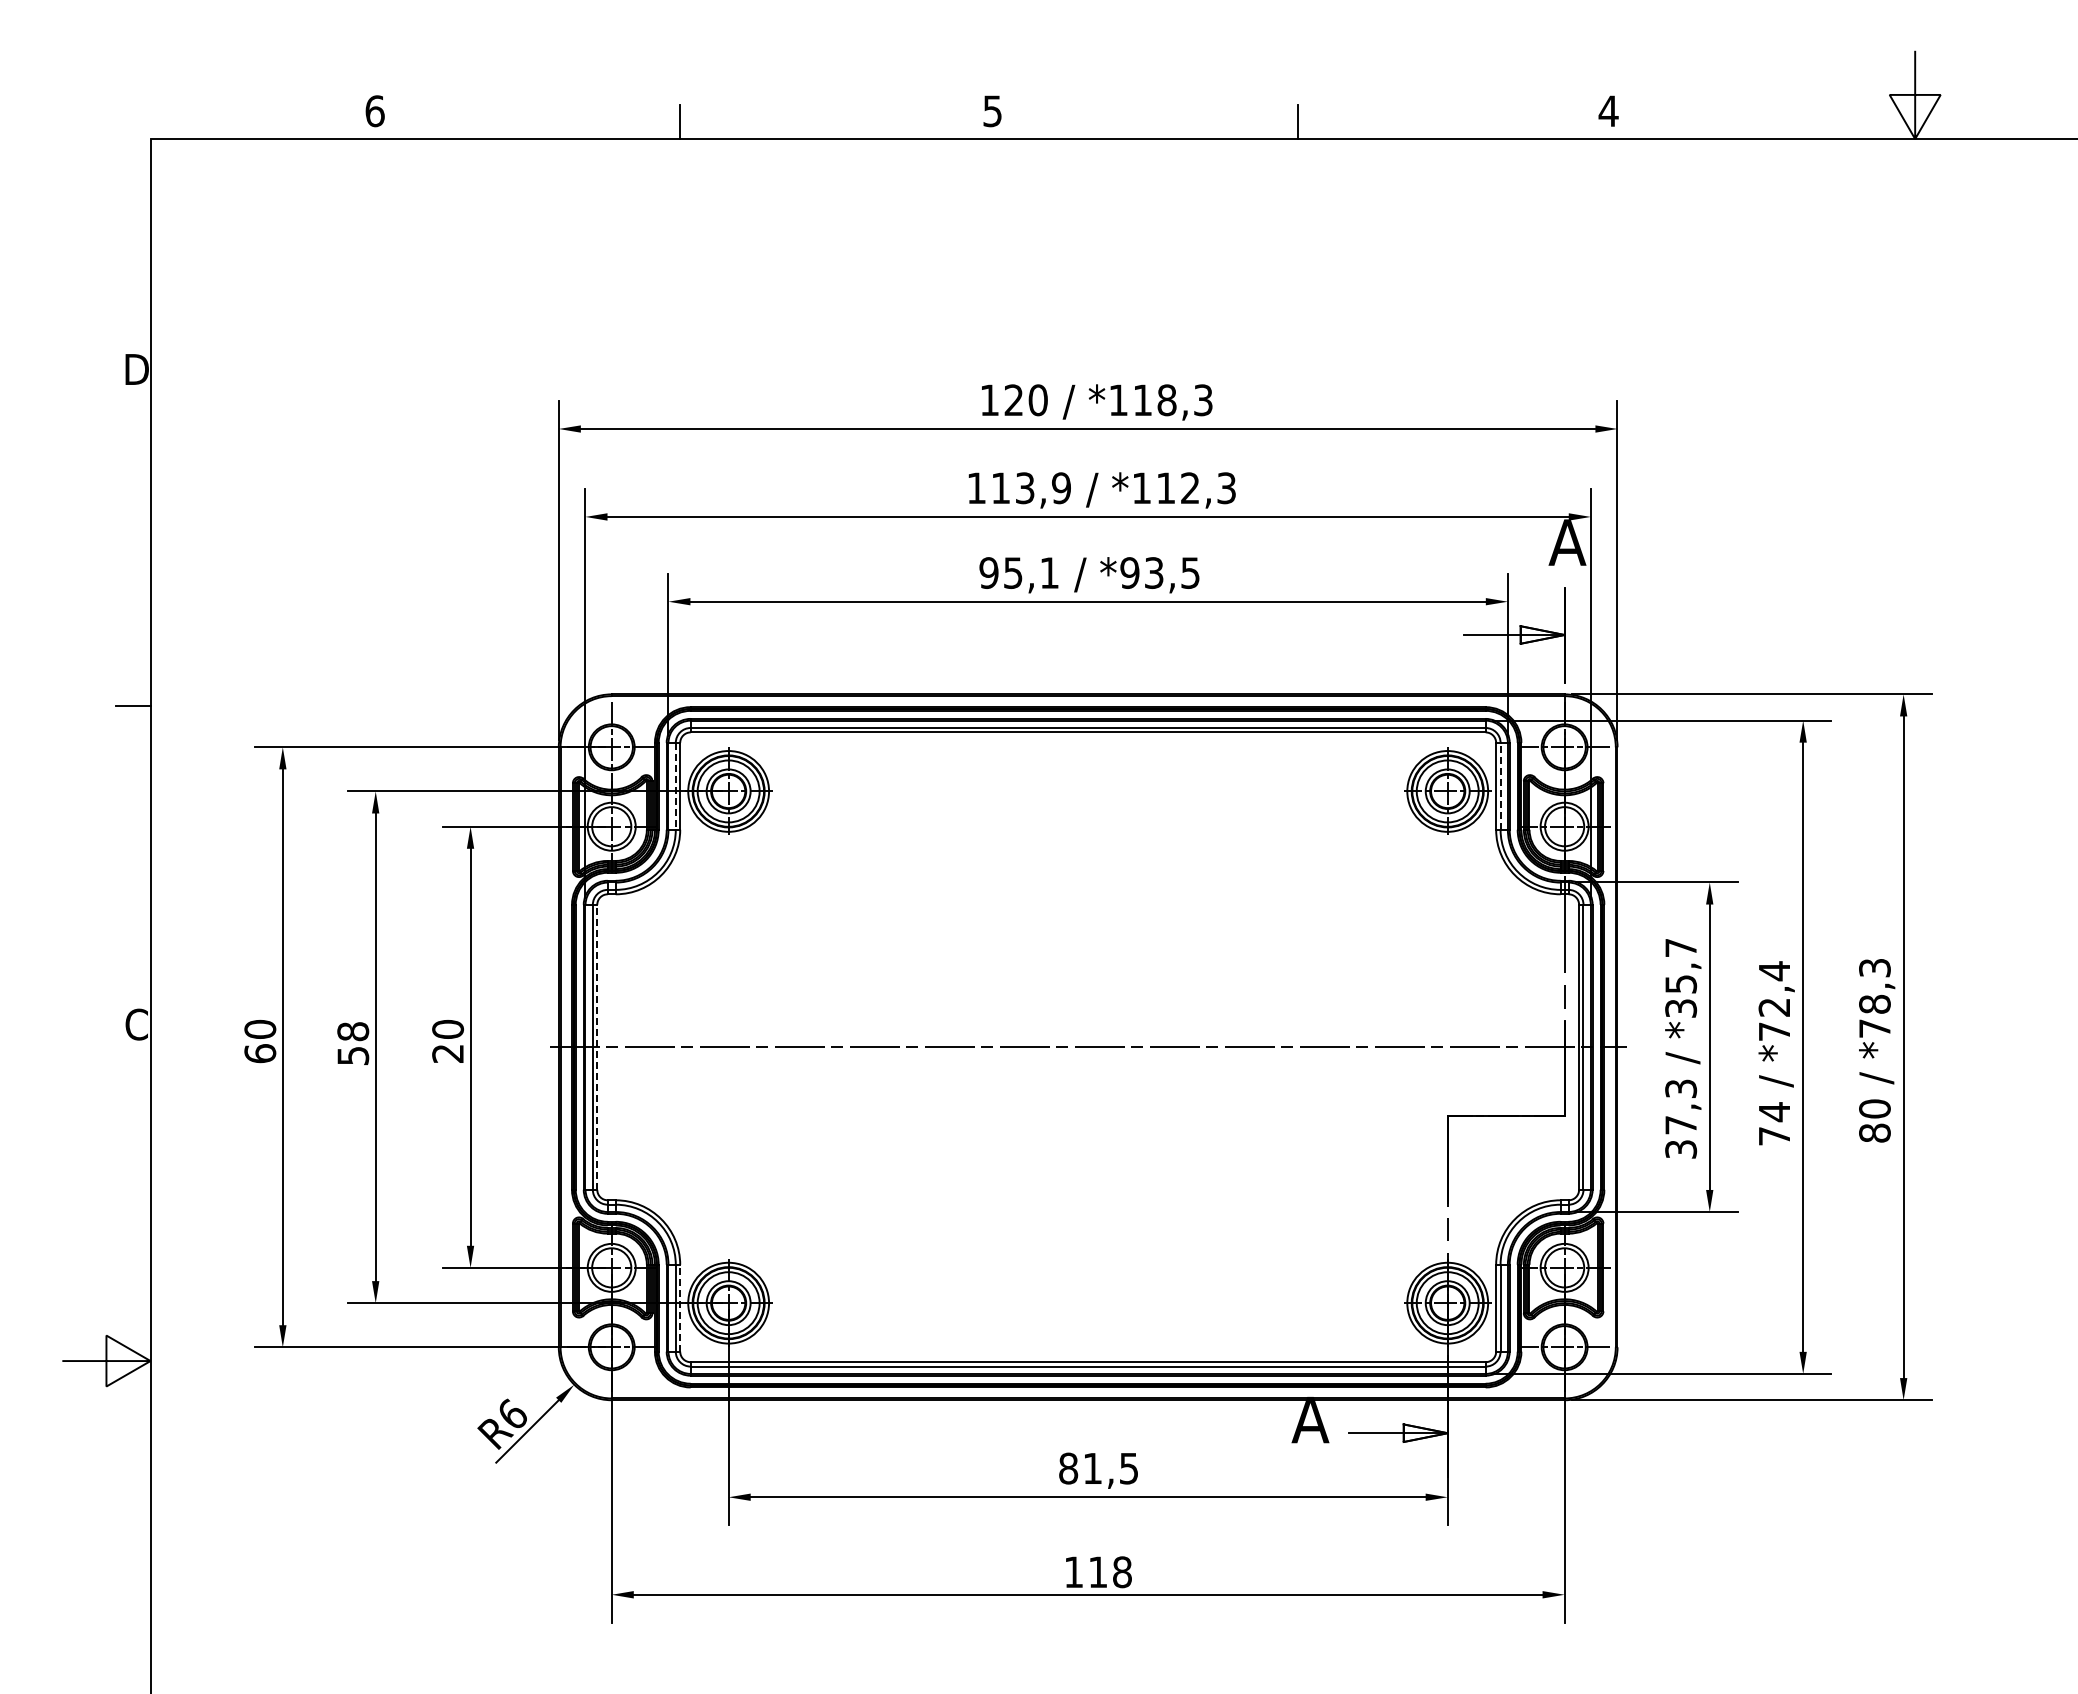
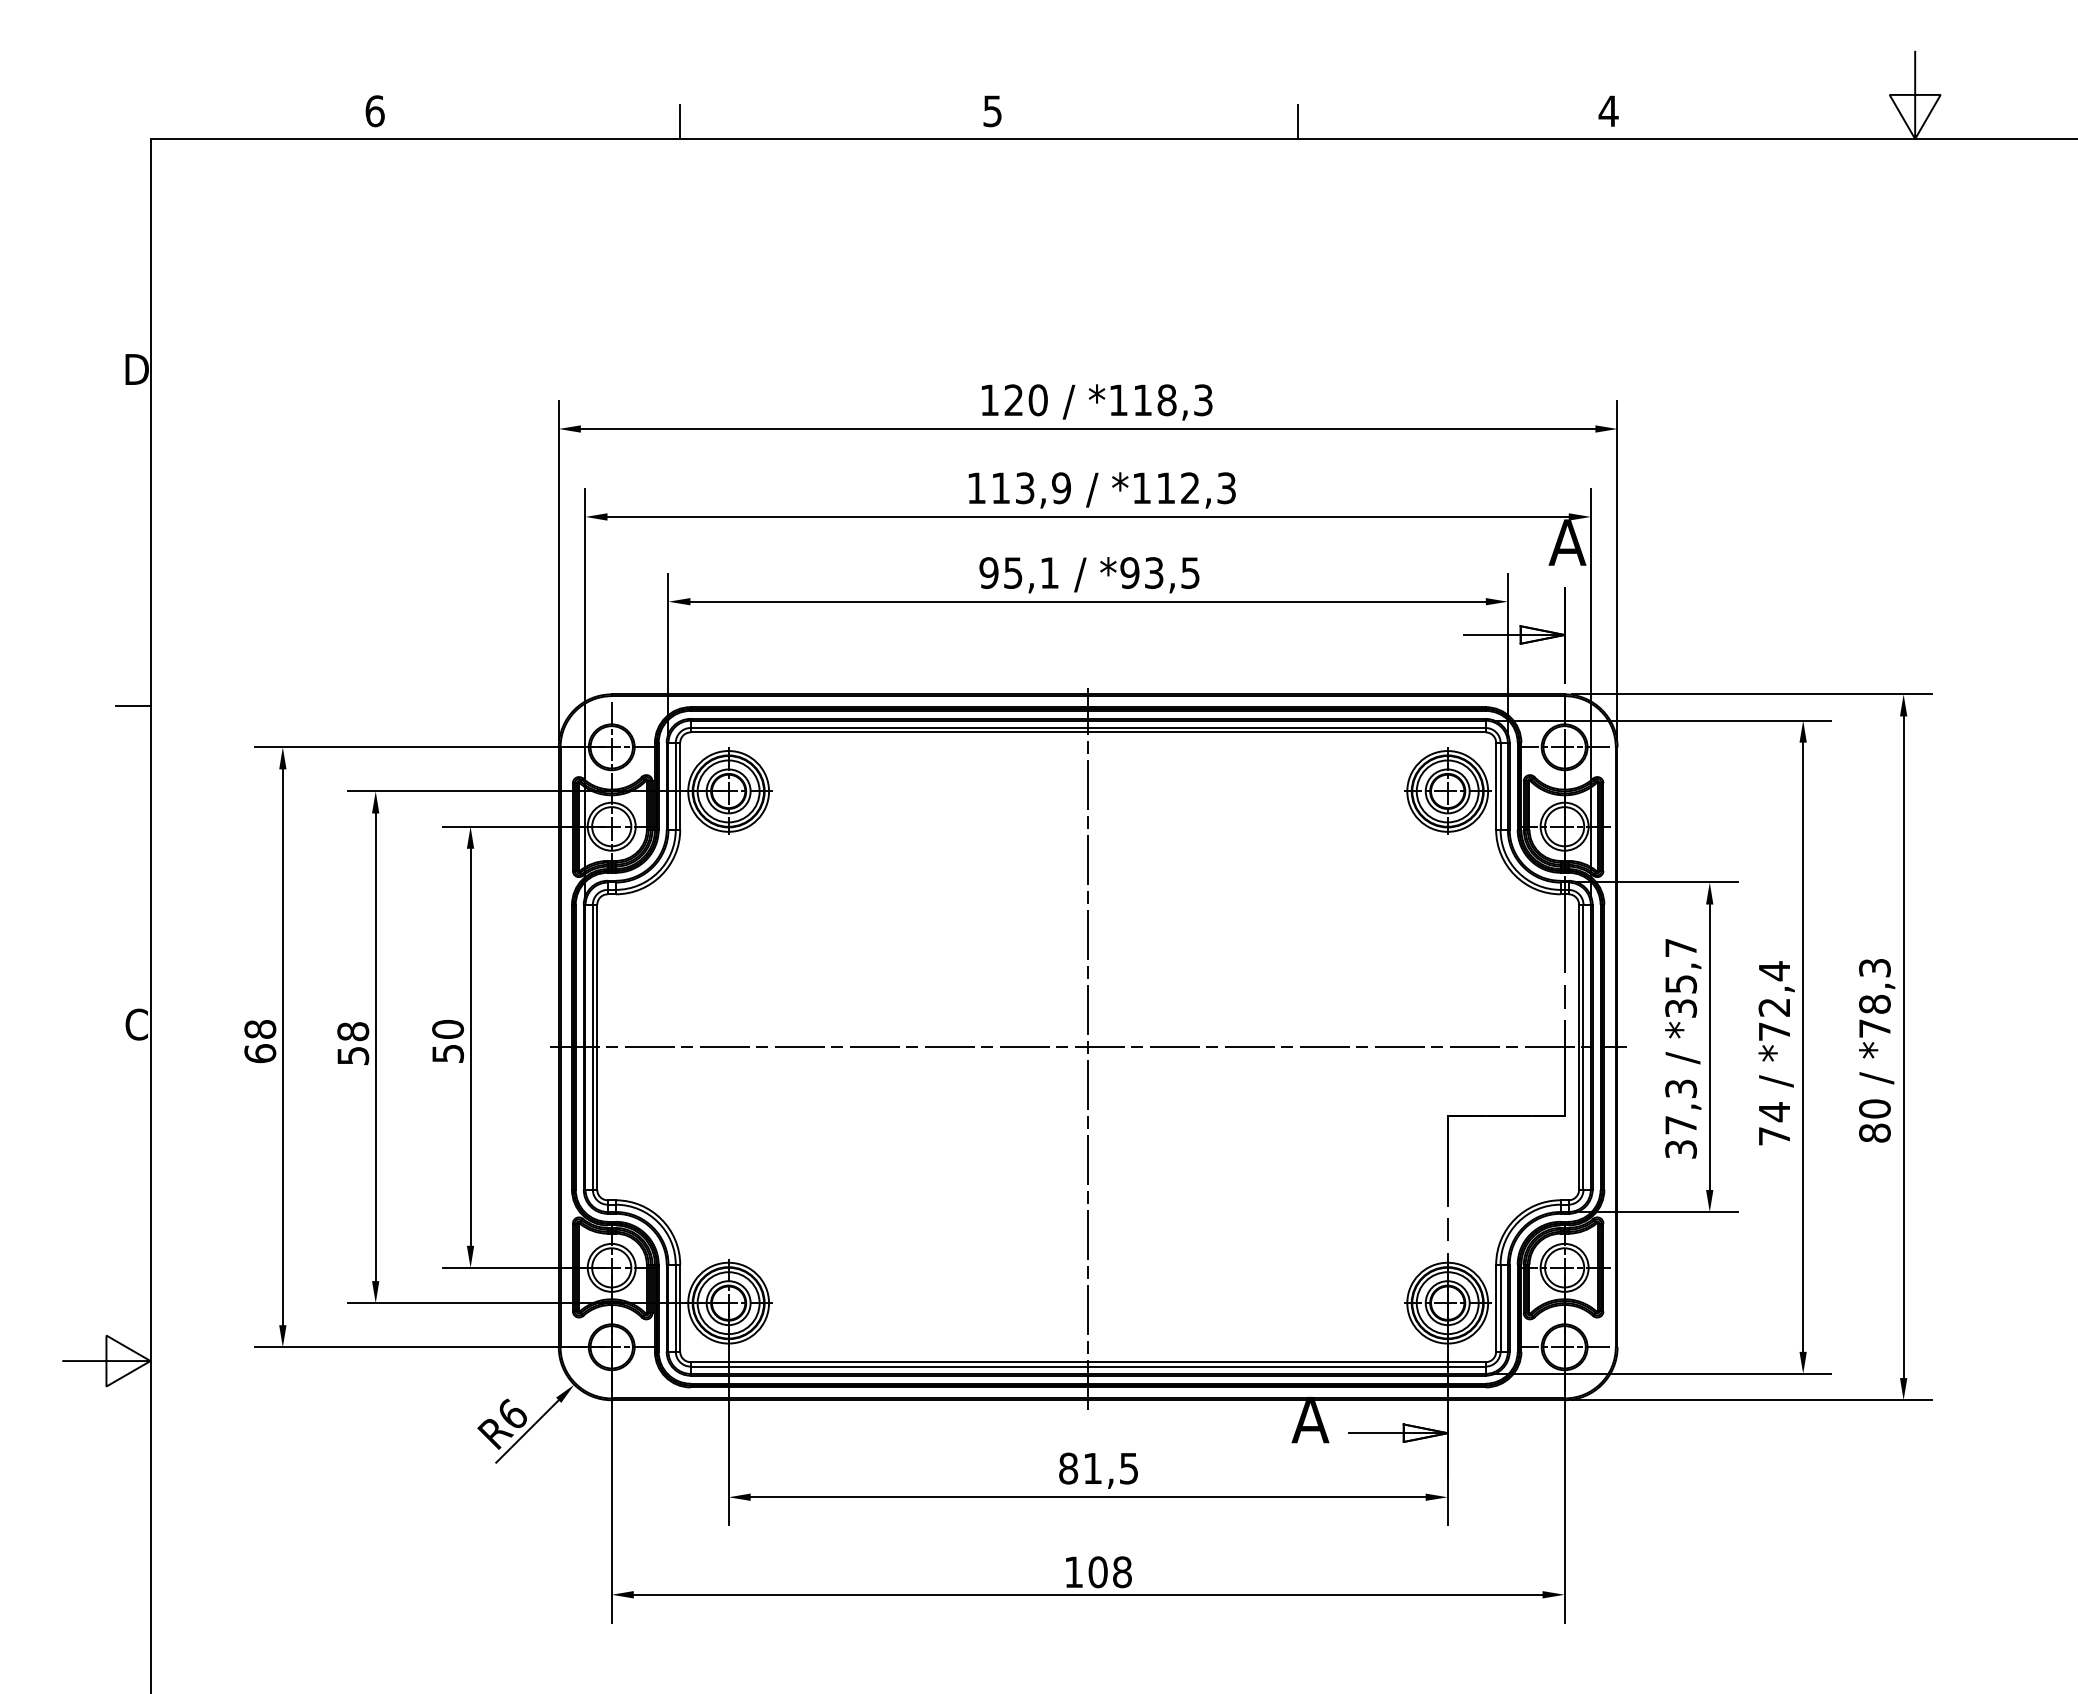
line: dashed -> solid (1500, 785)
line: dashed -> solid (675, 786)
text: 60 -> 68 (260, 1028)
line: dashed -> solid (597, 1046)
line: none -> present (1088, 1048)
text: 20 -> 50 (448, 1053)
line: dashed -> solid (680, 1307)
text: 118 -> 108 (1097, 1572)
